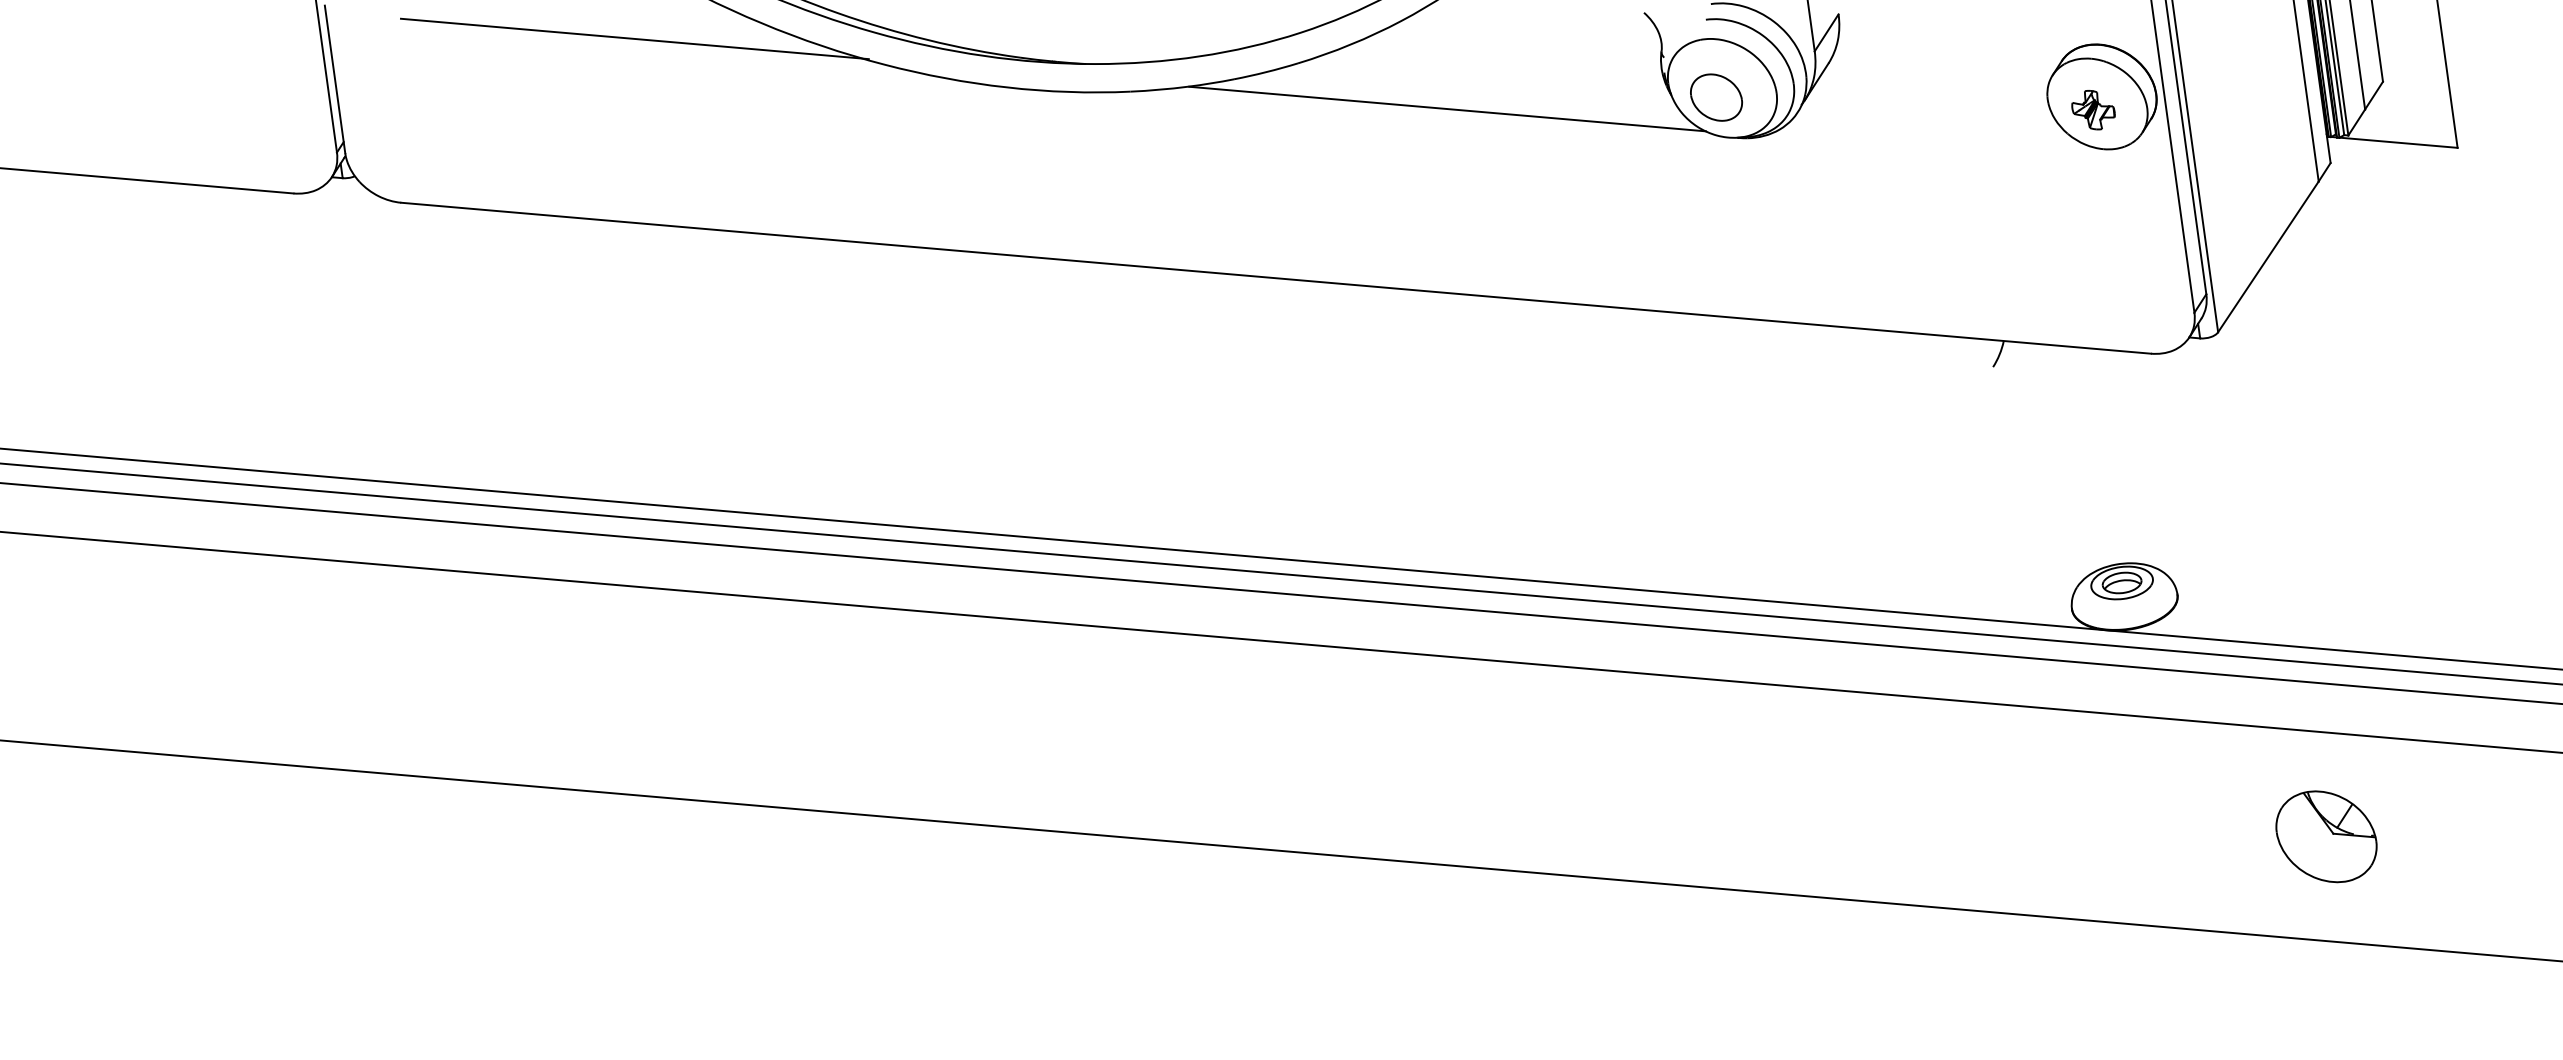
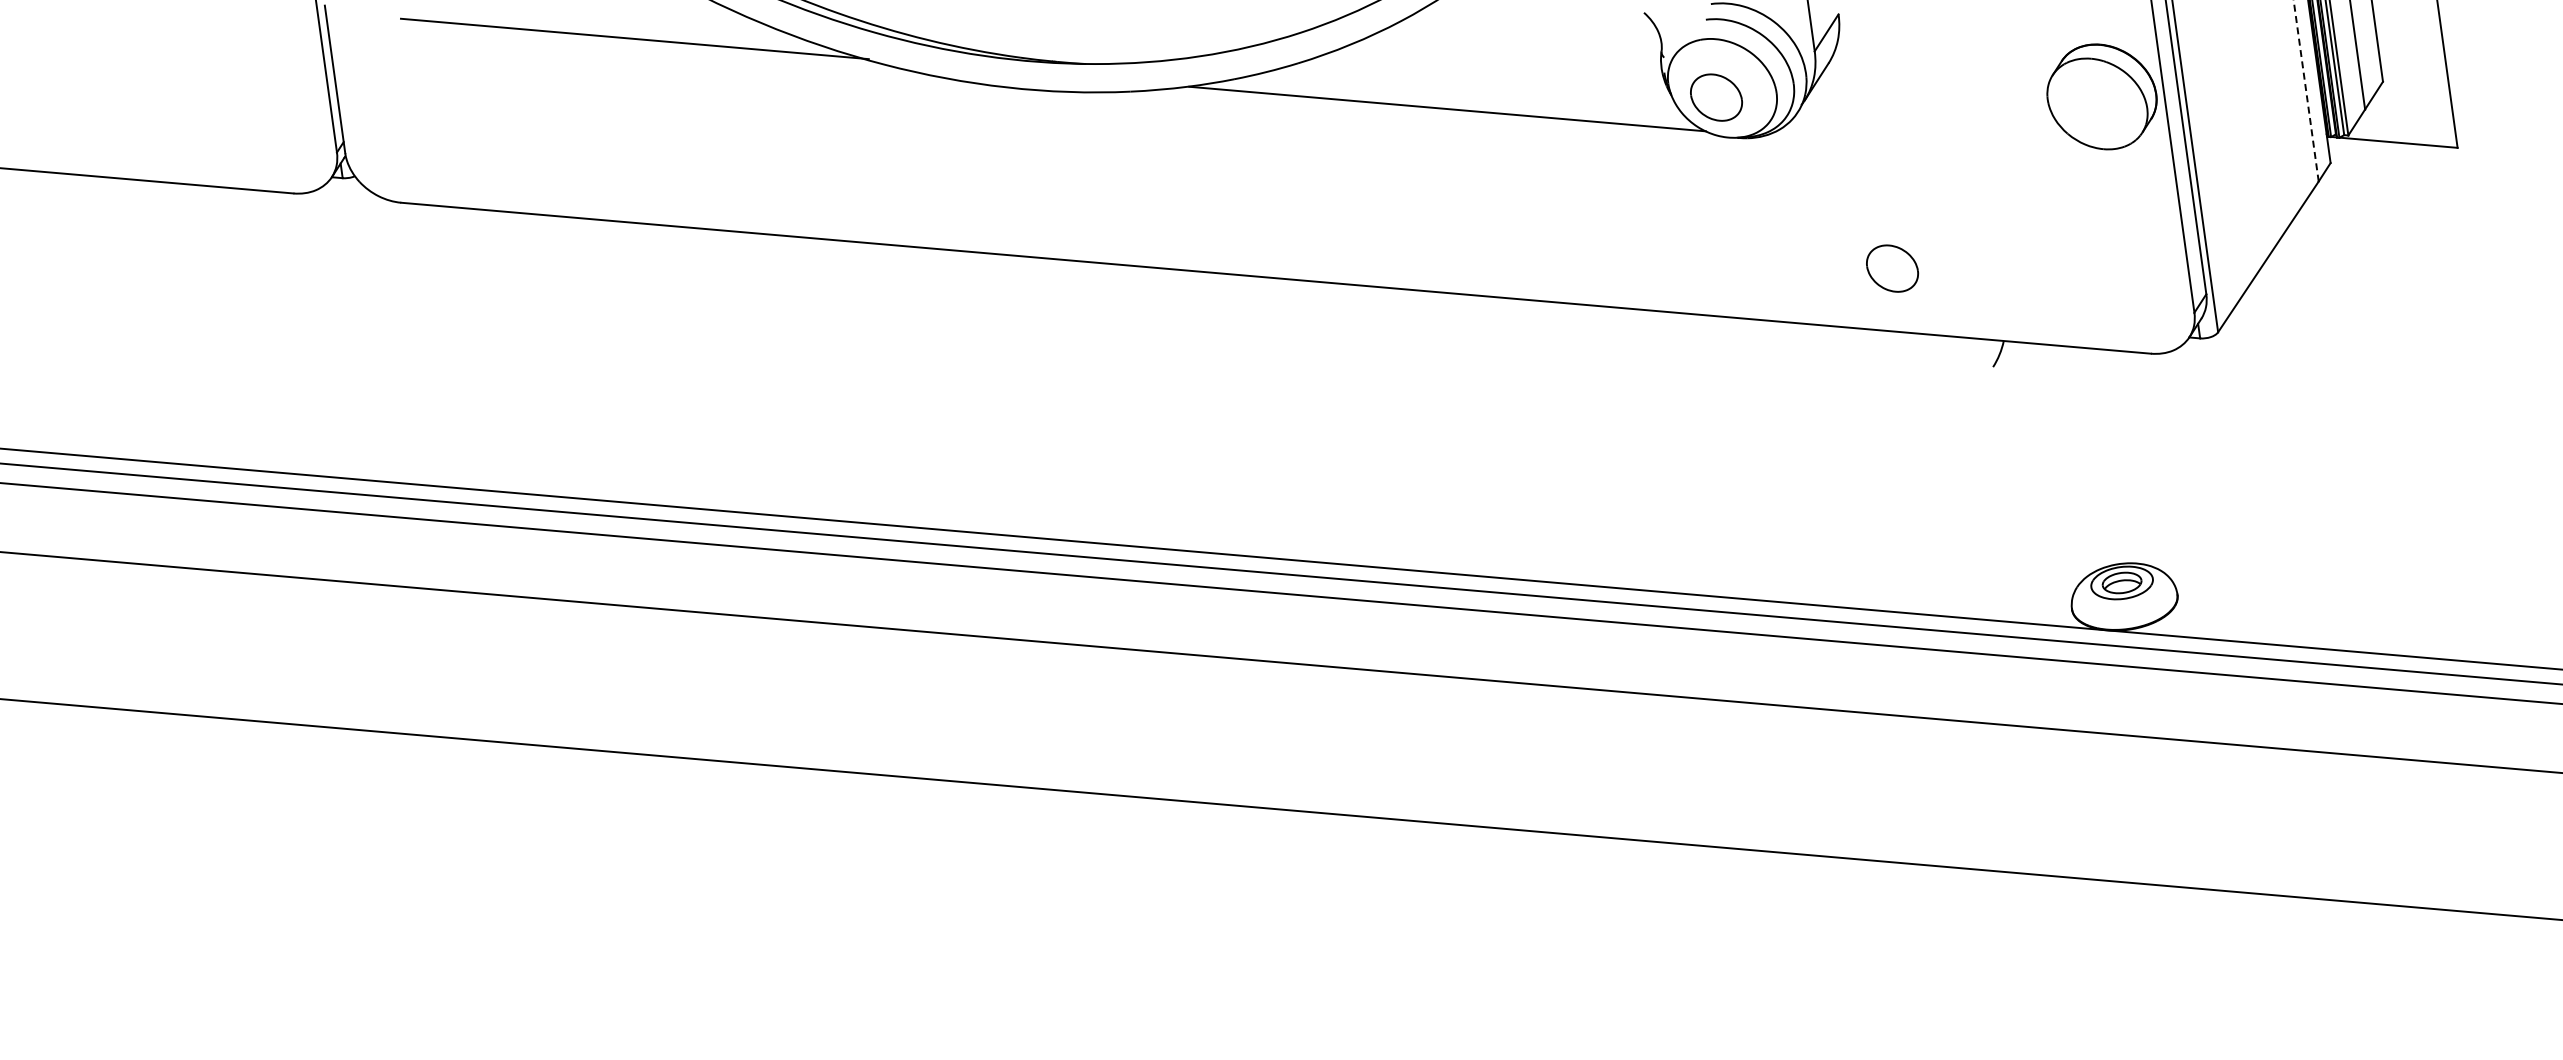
line: solid -> dashed (2306, 91)
part: present -> none (2093, 110)
part: none -> present (1892, 268)
line position: (1280, 642) -> (1280, 662) (1280, 662)
part: present -> none (2326, 836)
line position: (1280, 850) -> (1280, 809) (1280, 809)
